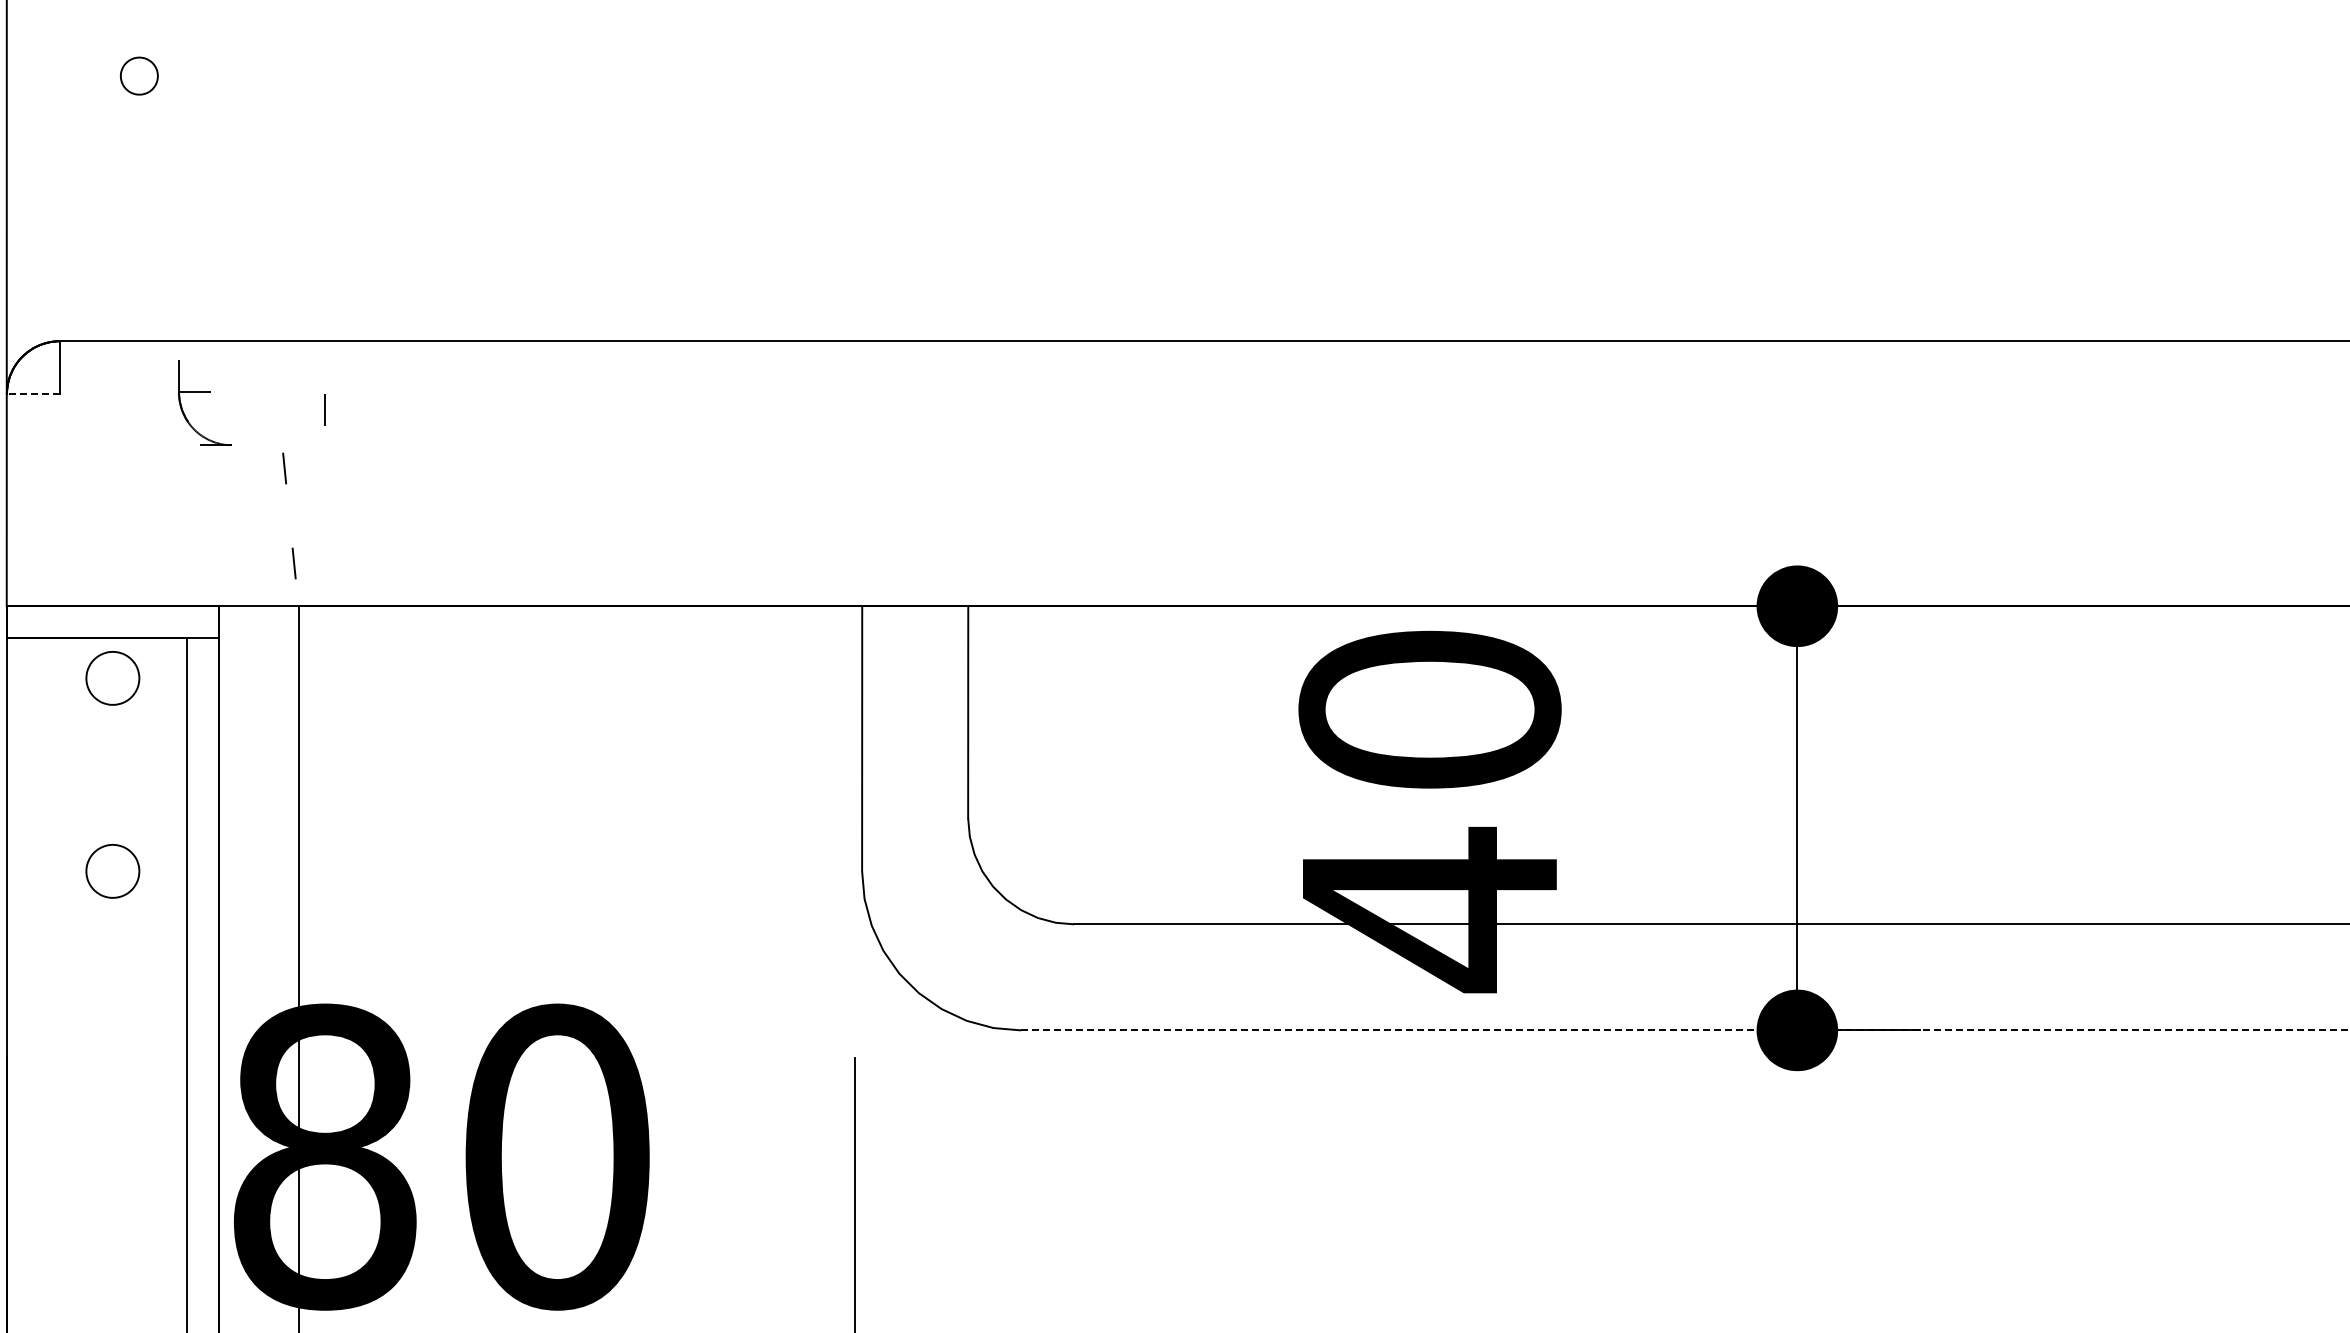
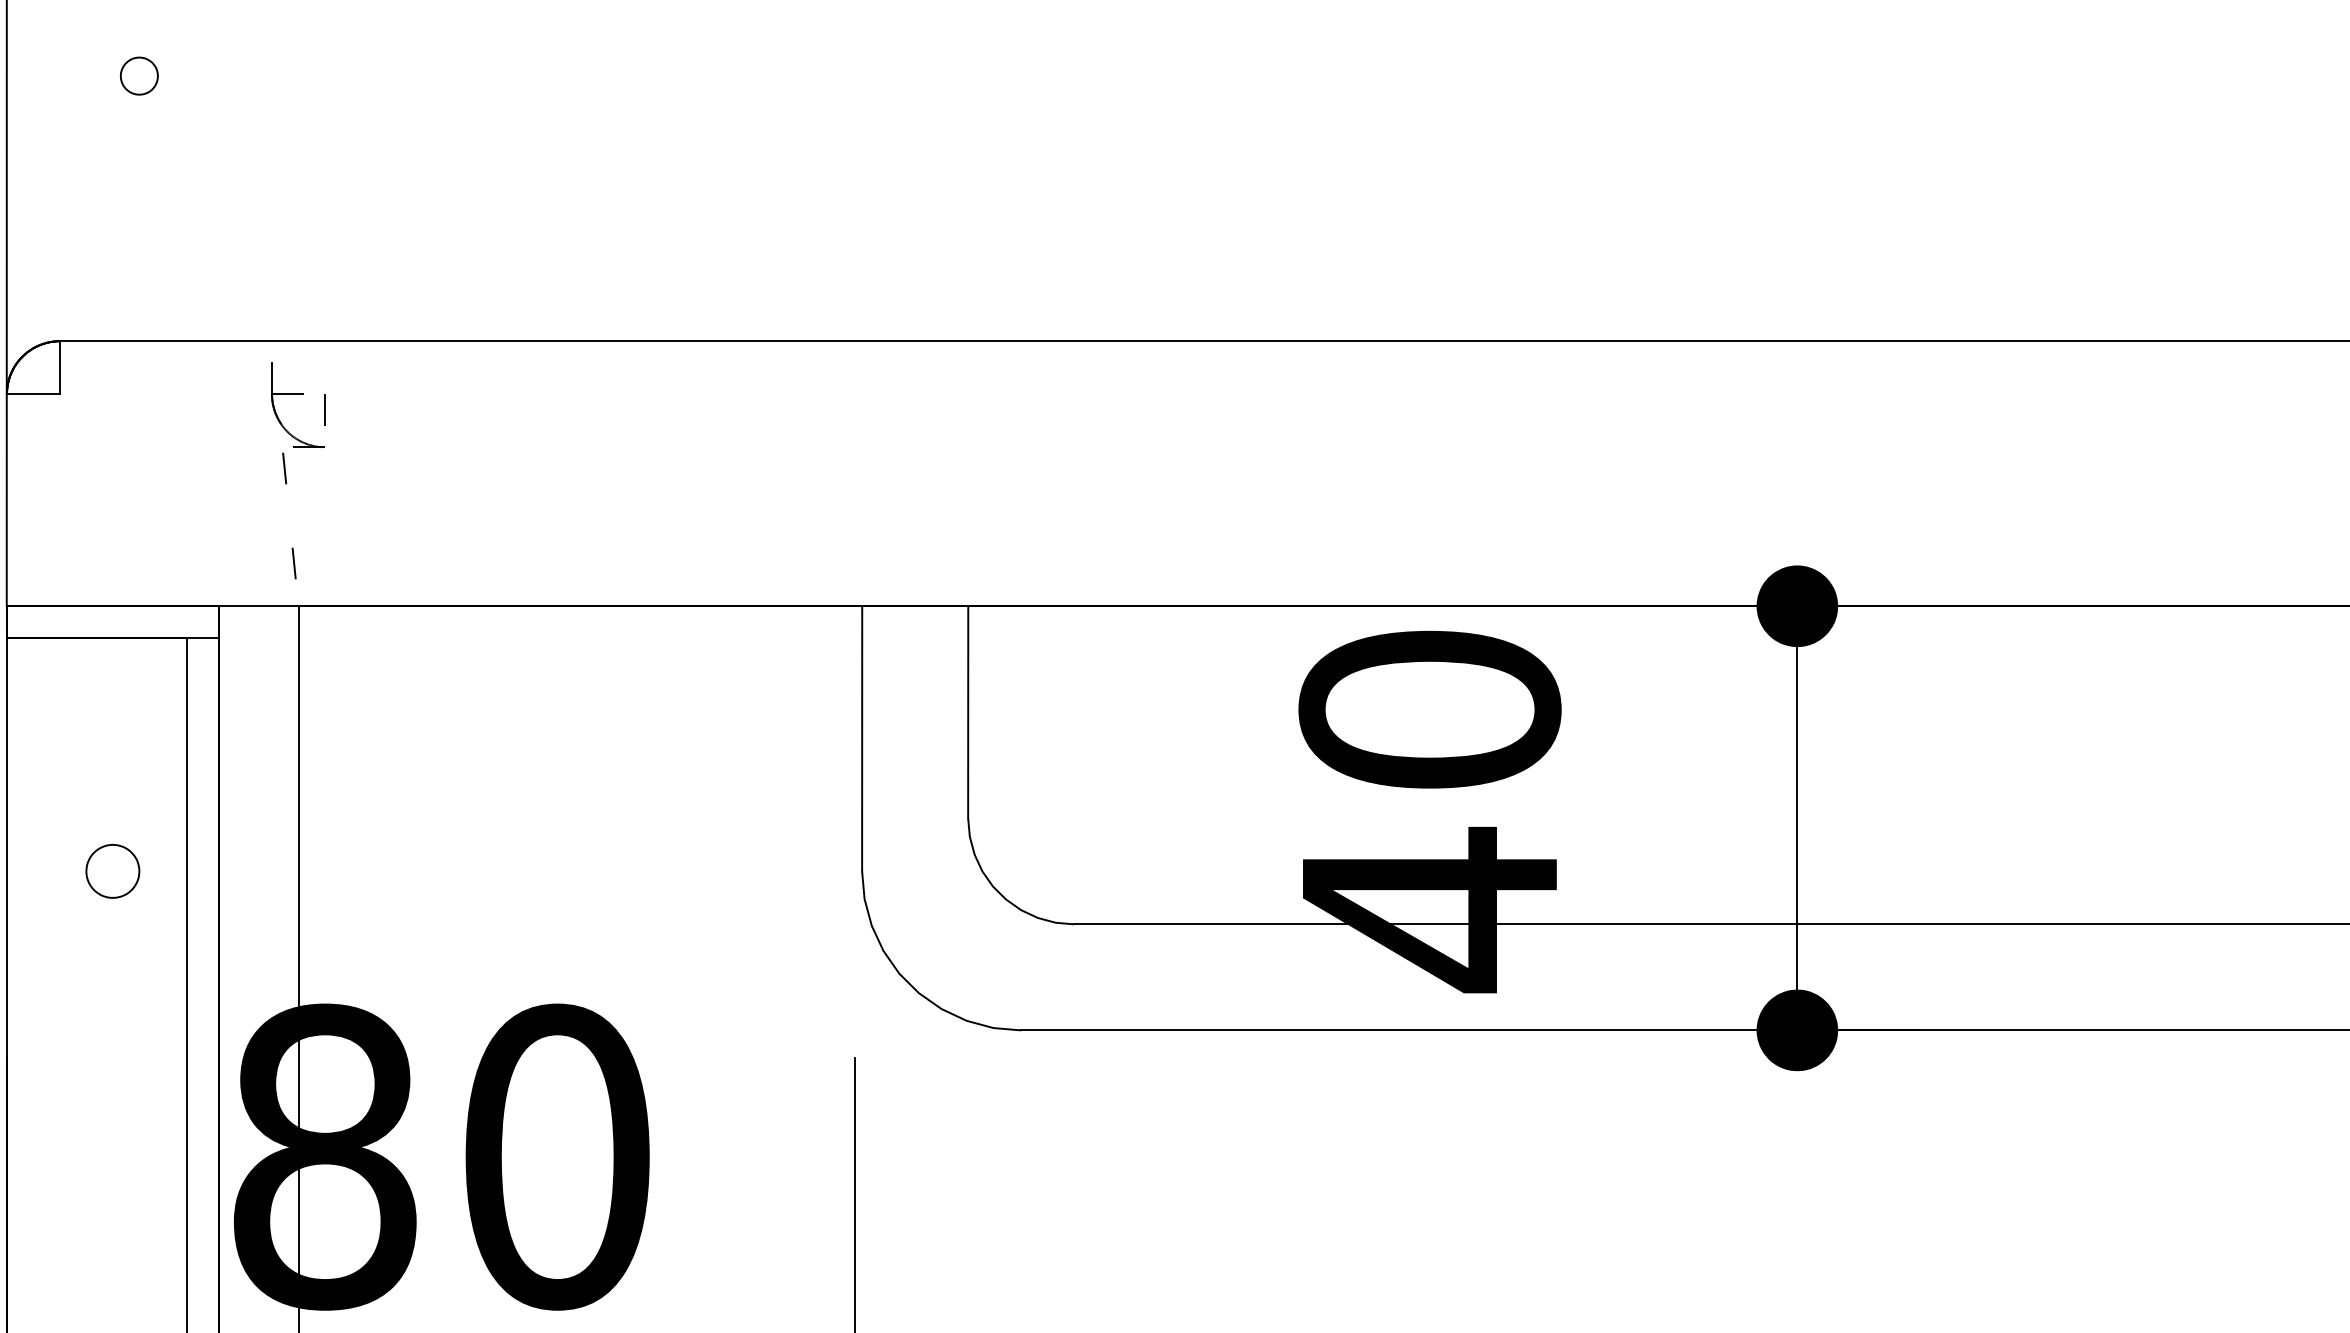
part position: (204, 392) -> (297, 394) (297, 394)
line: dashed -> solid (33, 394)
part: present -> none (112, 678)
line: dashed -> solid (1686, 1030)
